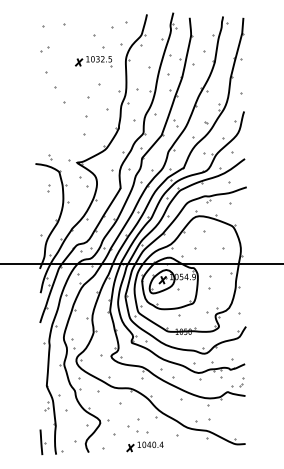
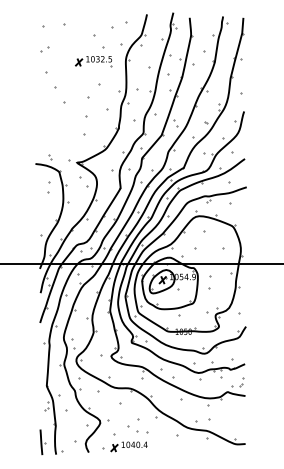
part size: 4x9 px -> 4x13 px (48, 187)
part position: (144, 446) -> (128, 446) (128, 446)
